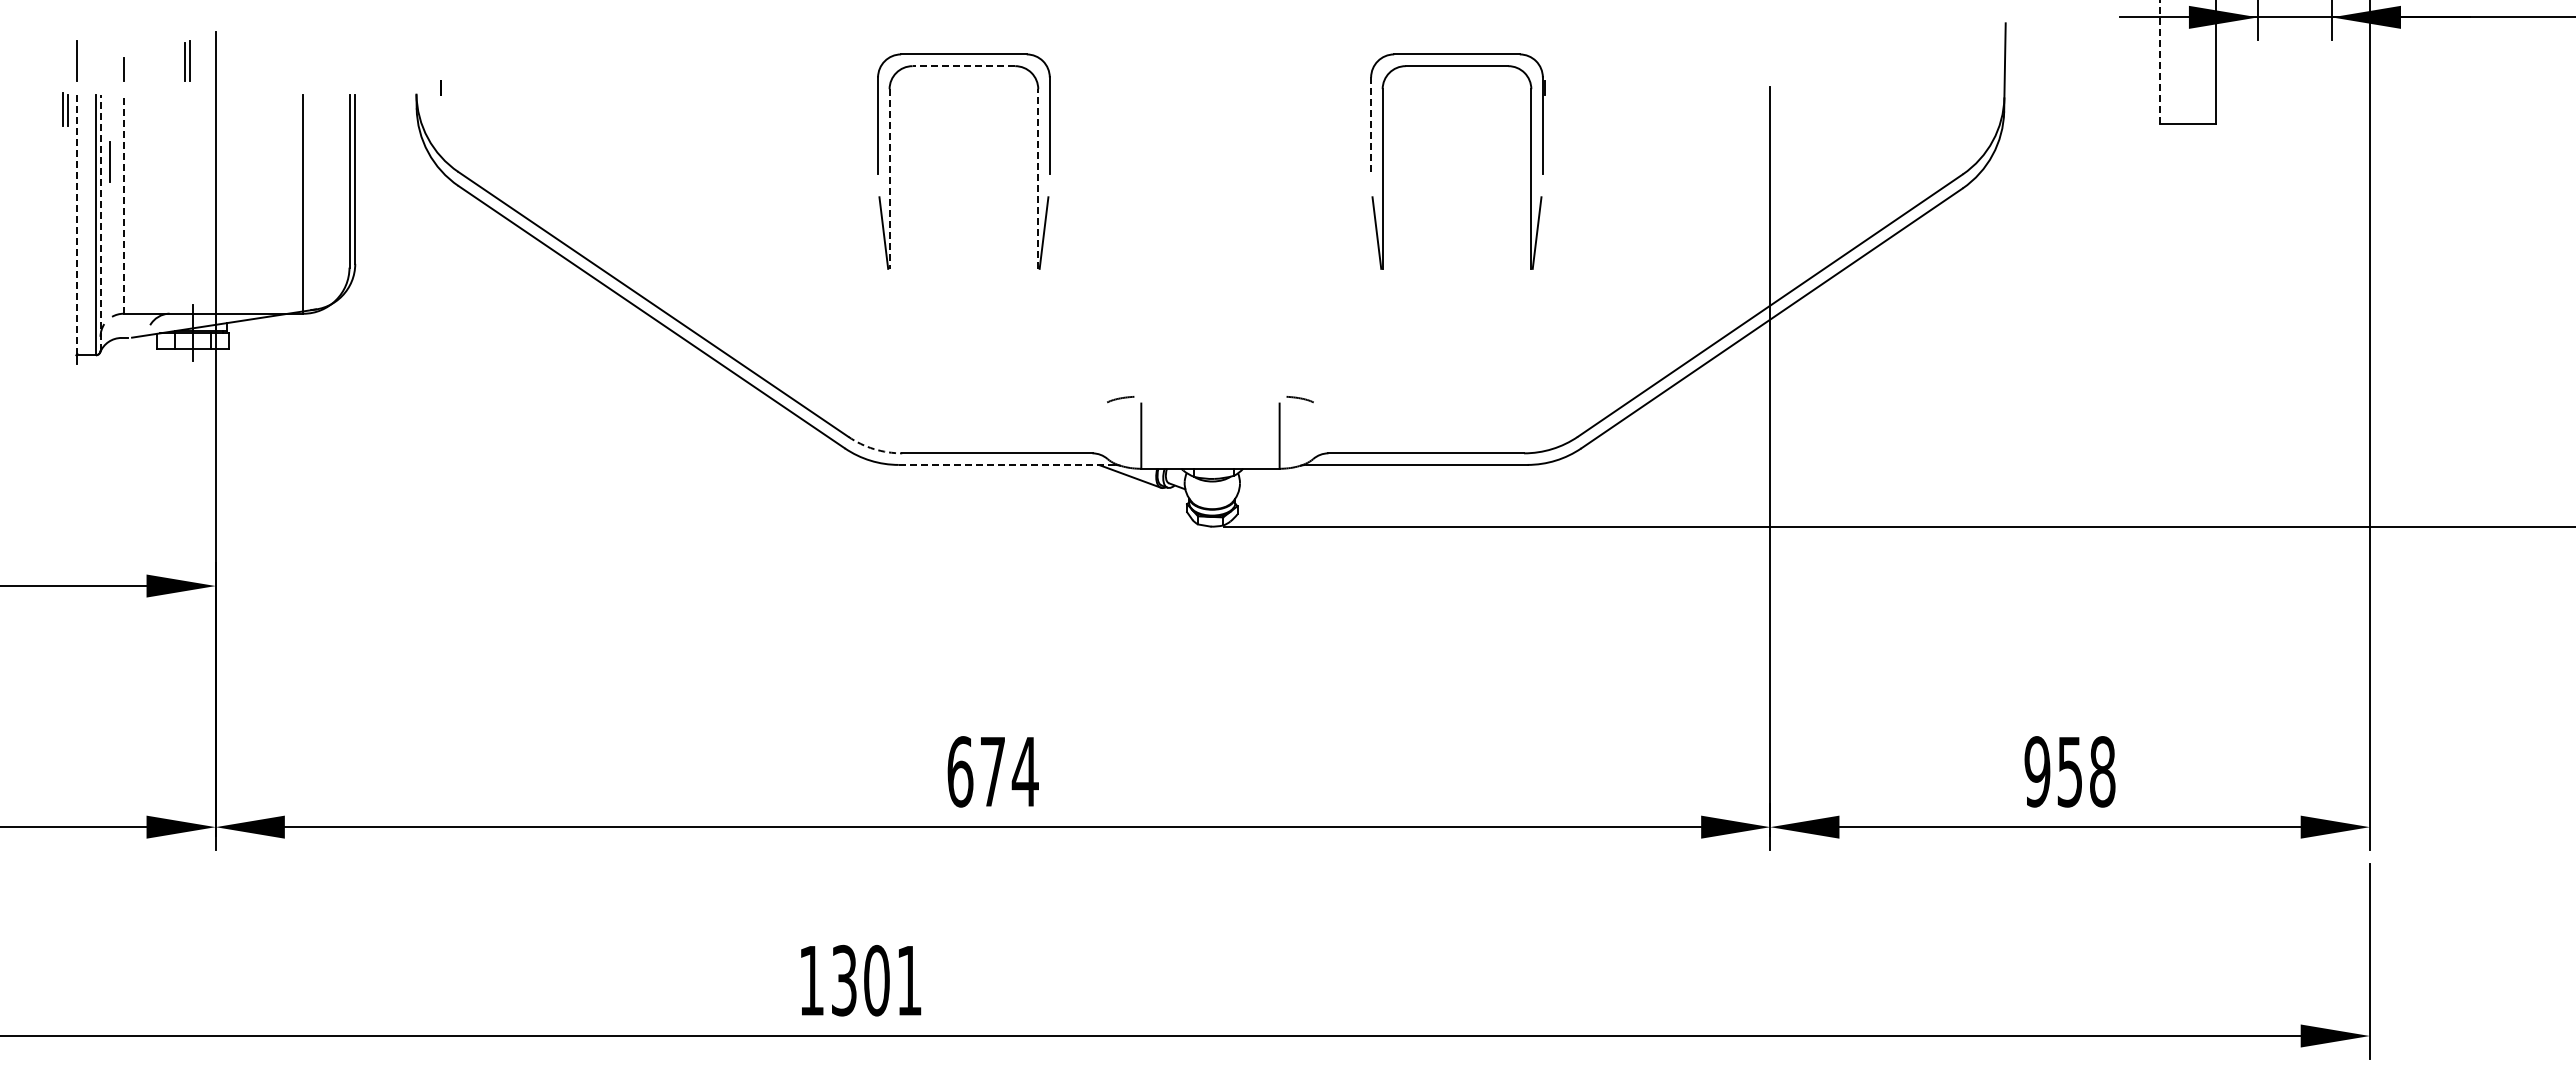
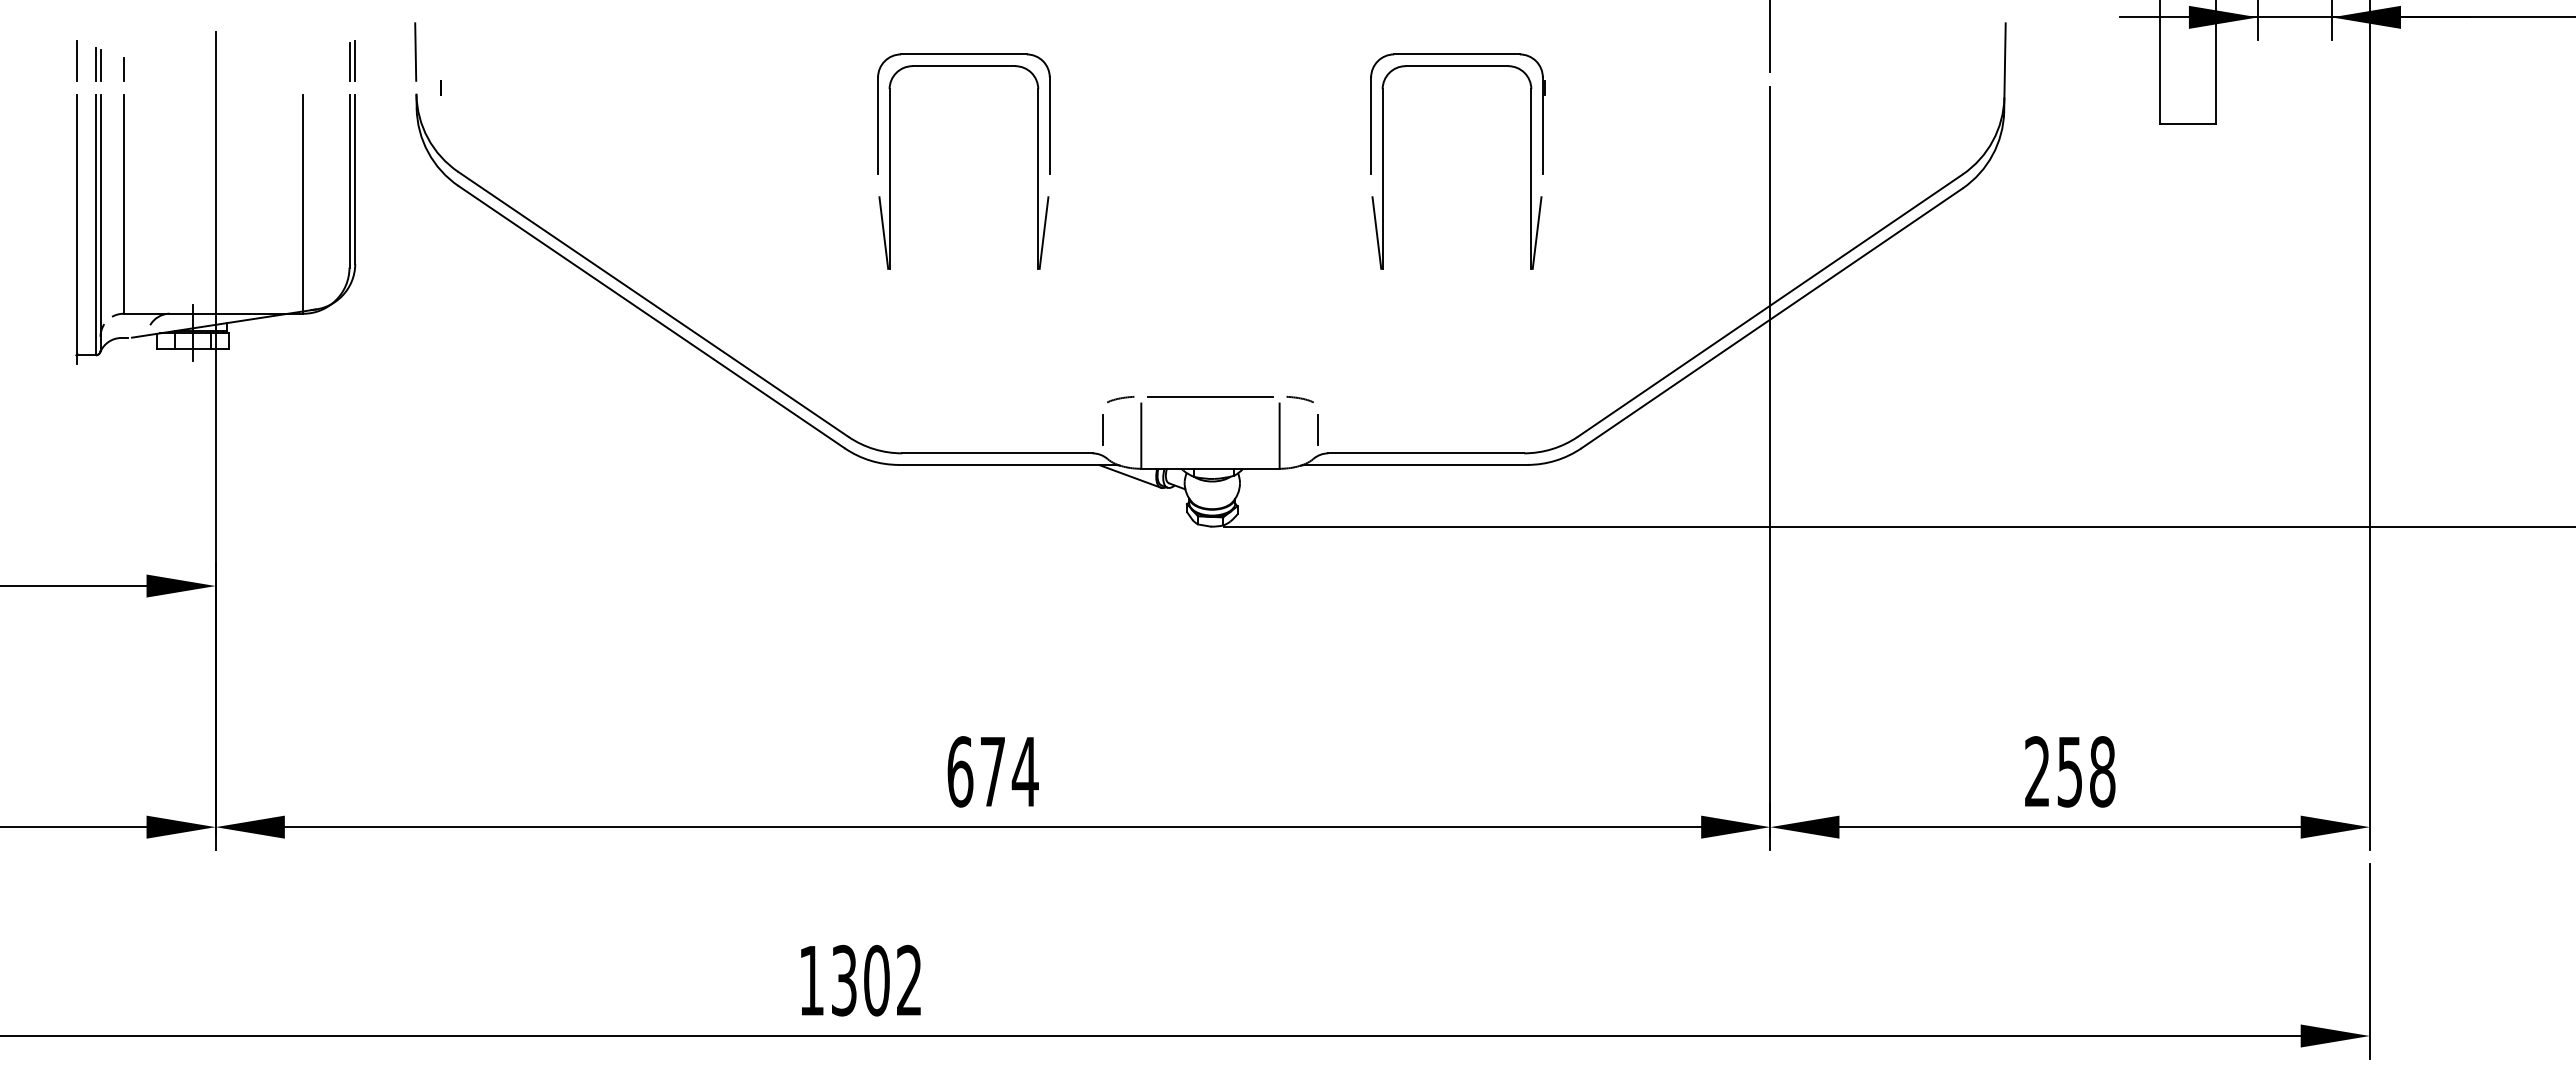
line: none -> present (1770, 37)
line: none -> present (415, 51)
part position: (187, 60) -> (352, 60) (352, 60)
line: dashed -> solid (2160, 61)
line: dashed -> solid (963, 66)
part position: (65, 109) -> (98, 64) (98, 64)
line: dashed -> solid (1371, 126)
line: present -> none (109, 161)
line: dashed -> solid (889, 179)
line: dashed -> solid (1038, 179)
line: dashed -> solid (123, 204)
line: dashed -> solid (100, 222)
line: dashed -> solid (77, 225)
line: none -> present (1210, 396)
line: none -> present (1102, 429)
line: none -> present (1318, 429)
arc: dashed -> solid (874, 449)
line: dashed -> solid (1006, 464)
text: 958 -> 258 (2037, 771)
text: 1301 -> 1302 (909, 979)
